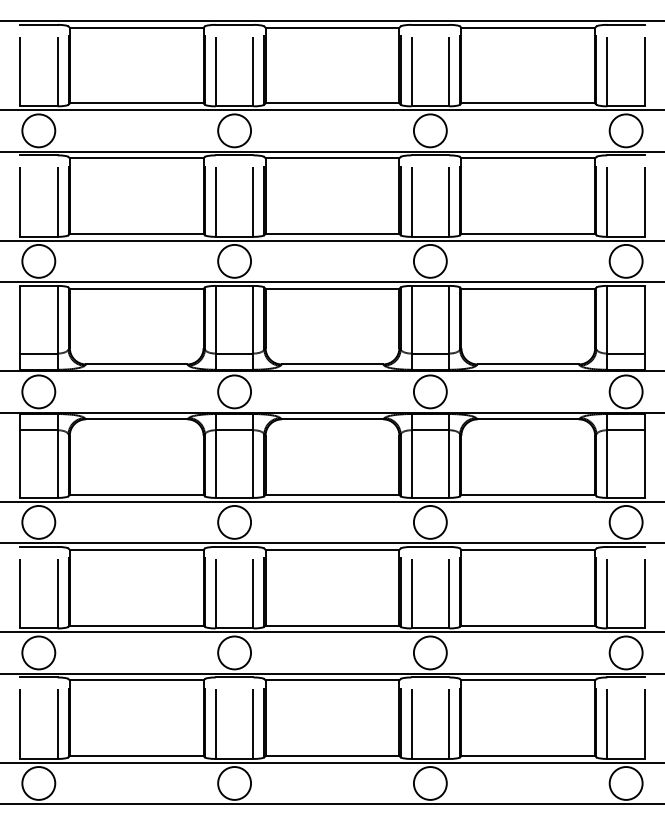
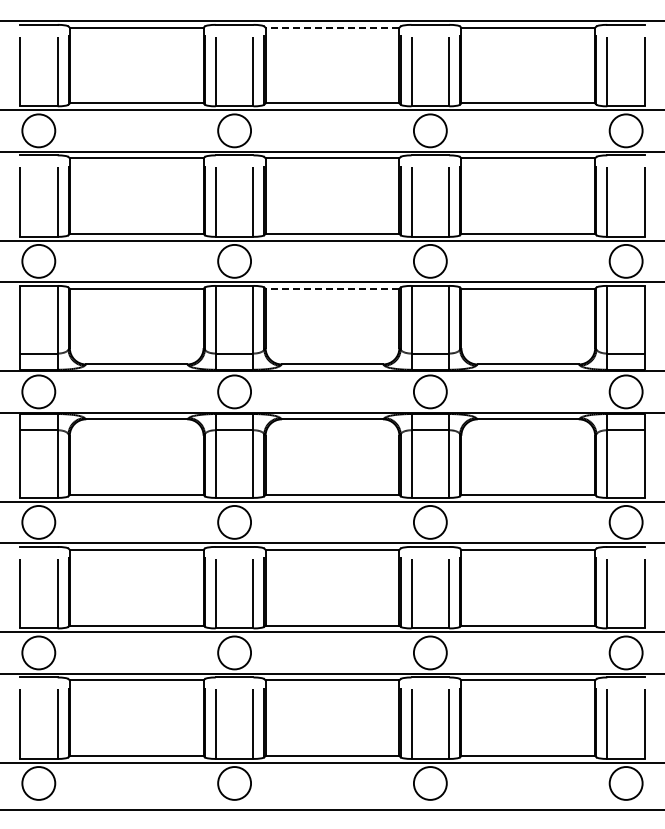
line: solid -> dashed (332, 27)
line: solid -> dashed (332, 288)
line position: (331, 804) -> (331, 810) (331, 810)
